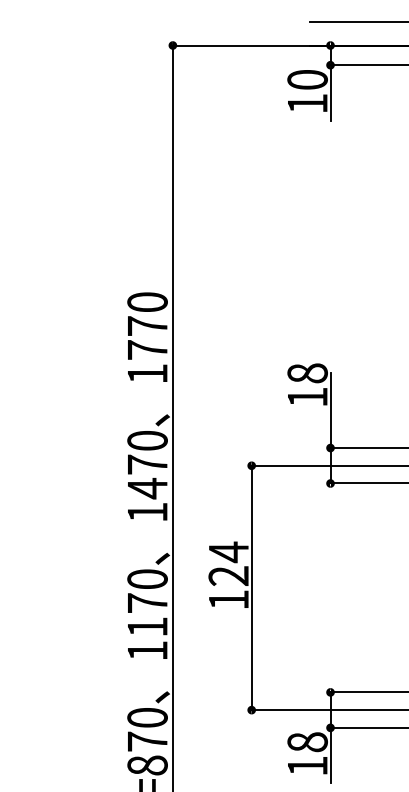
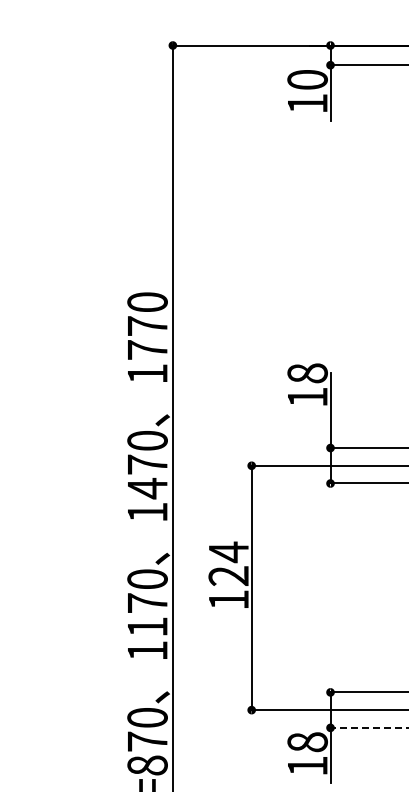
line: present -> none (357, 21)
line: solid -> dashed (368, 727)
